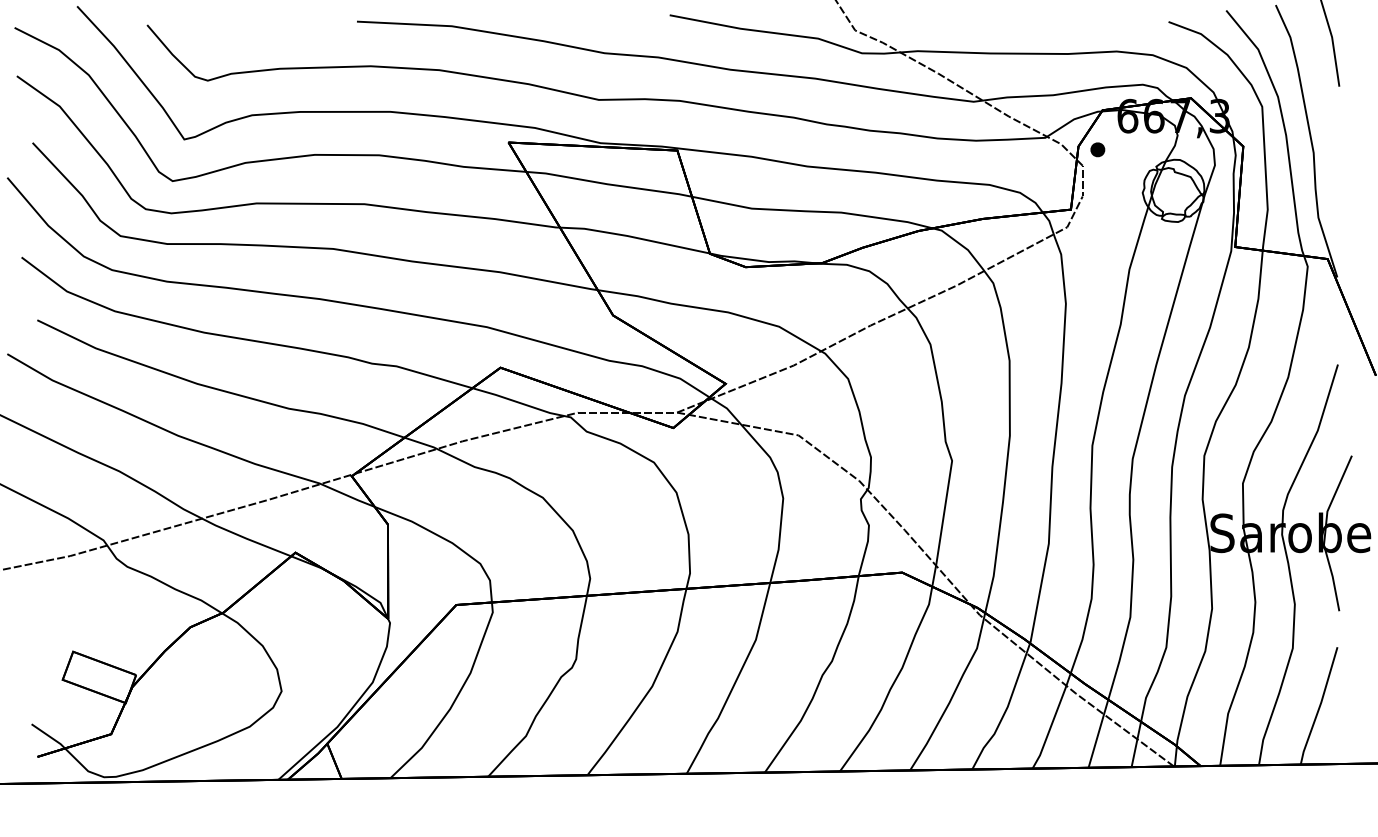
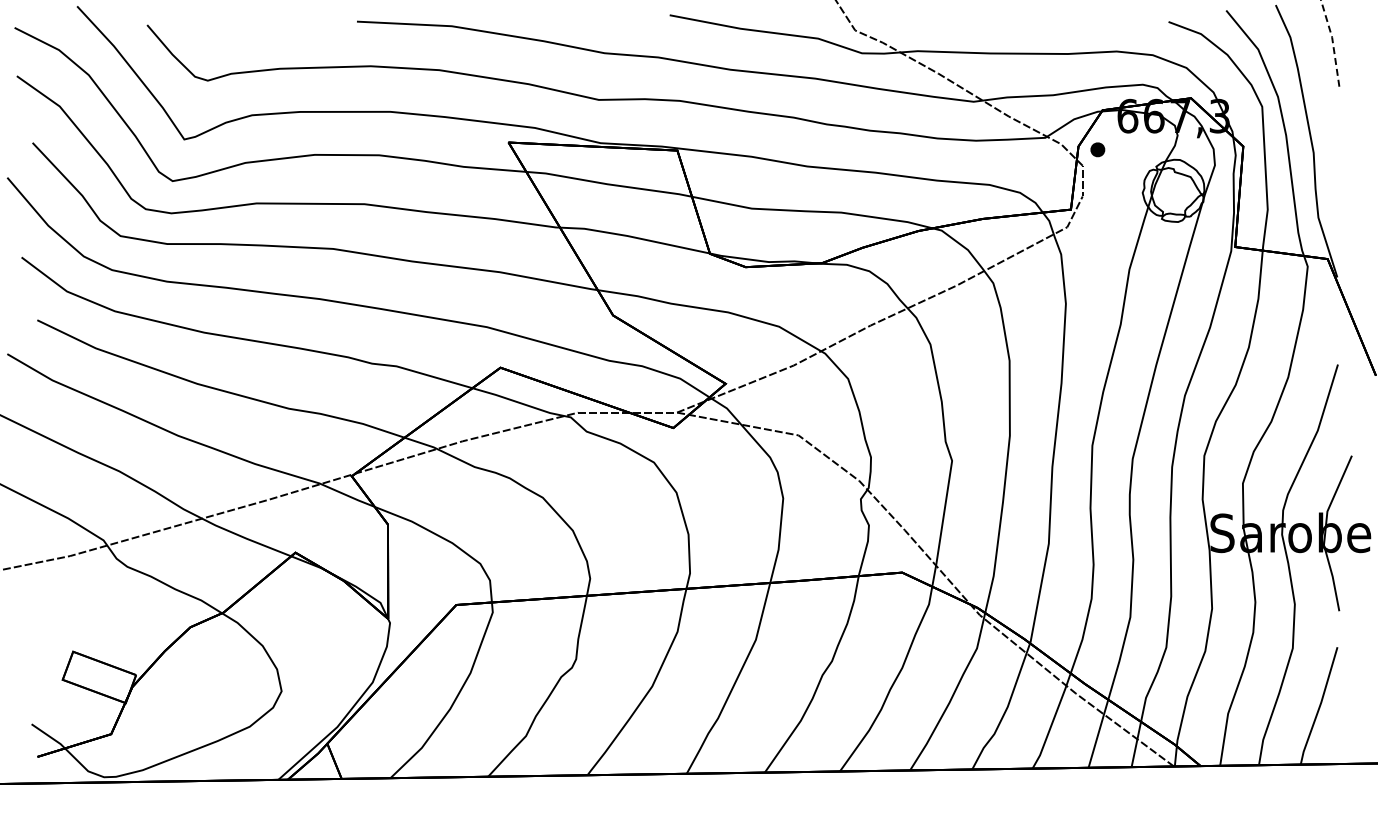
line: solid -> dashed (1332, 42)
